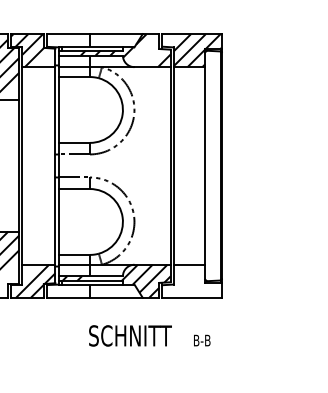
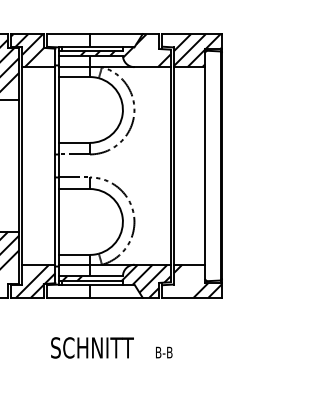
hatch: none -> present (197, 280)
text position: (149, 335) -> (111, 347) (111, 347)
